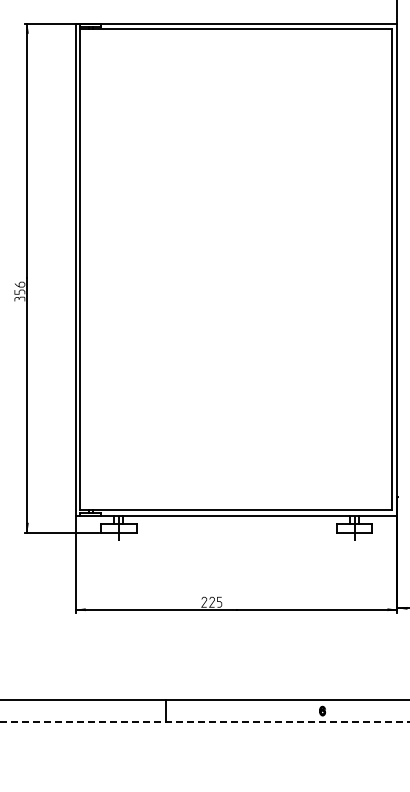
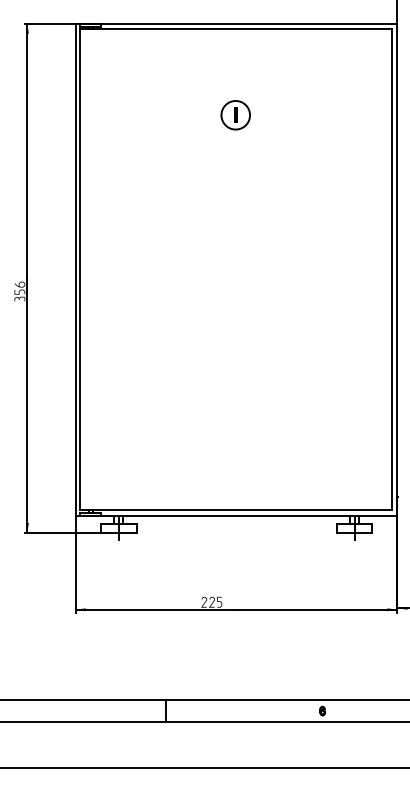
part: none -> present (235, 115)
line: dashed -> solid (204, 722)
line: none -> present (204, 768)
